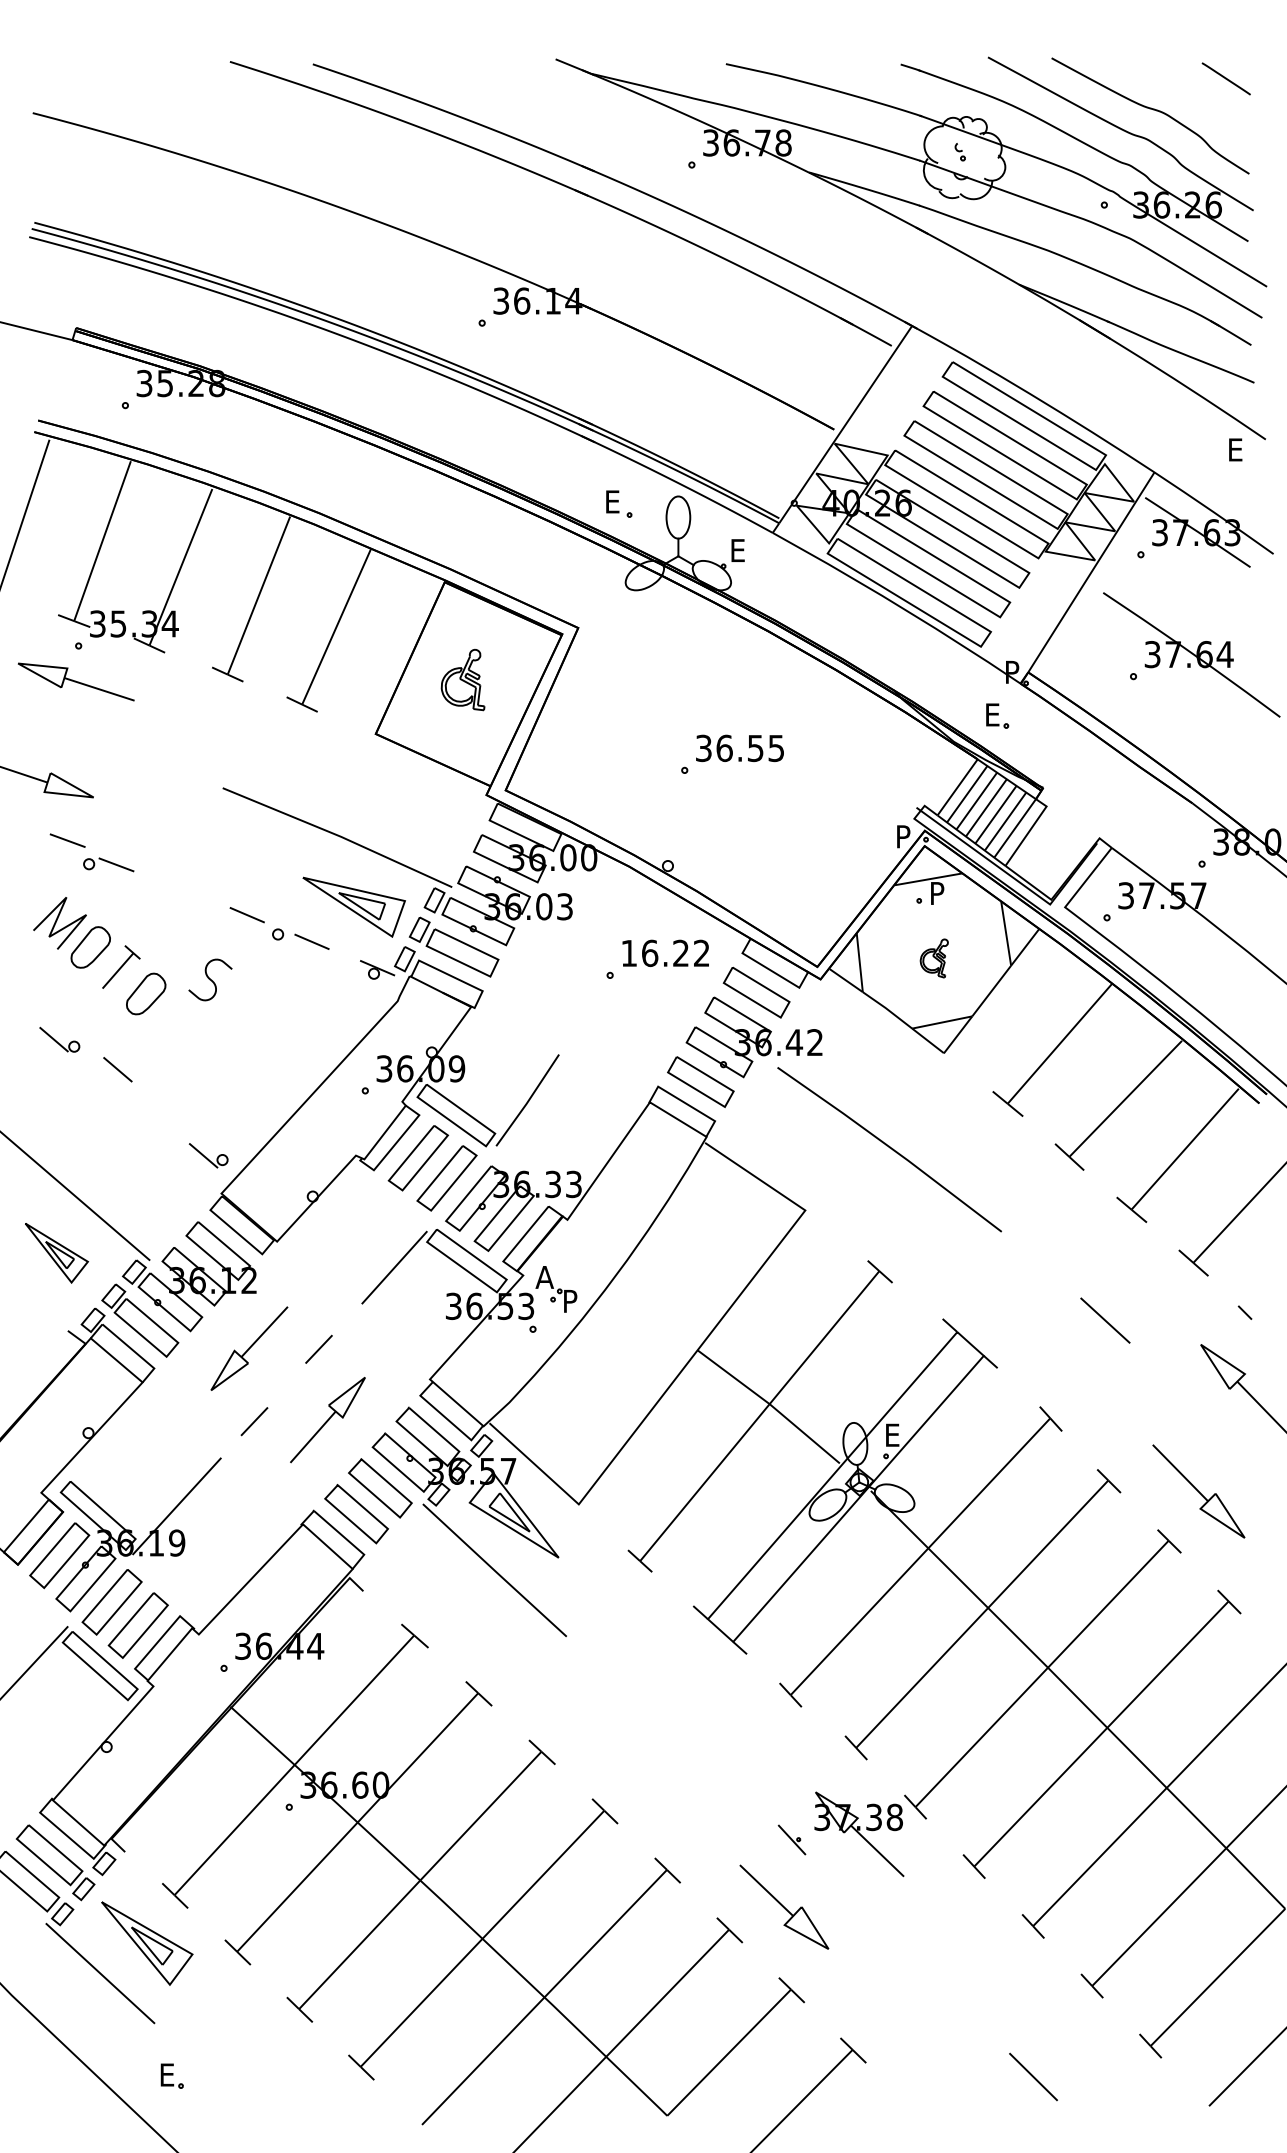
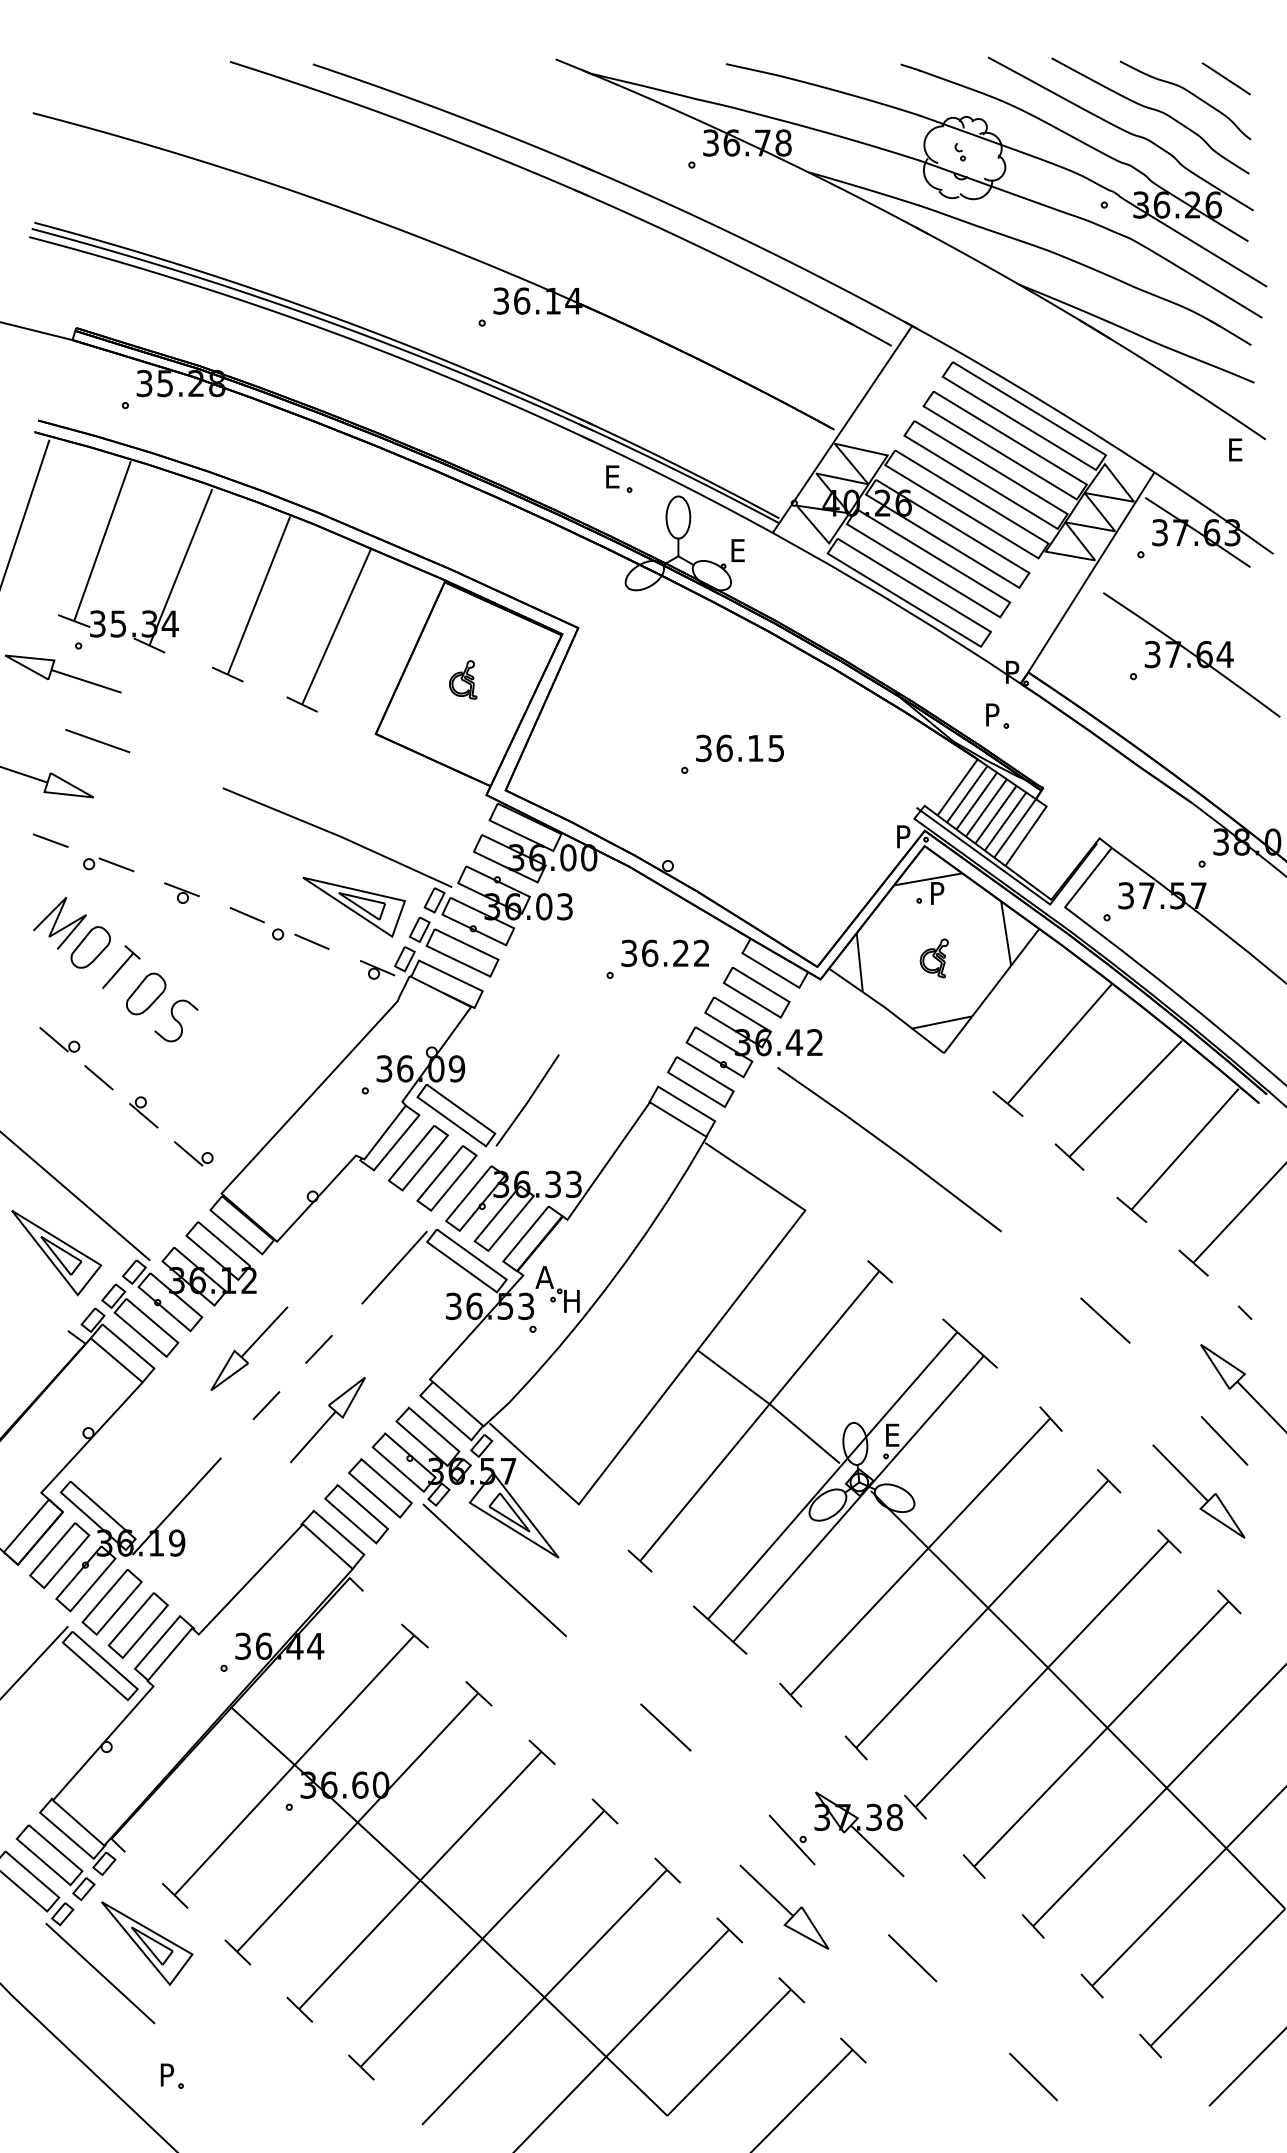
curve: none -> present (1189, 93)
part position: (619, 503) -> (619, 478) (619, 478)
part size: 46x64 px -> 29x40 px (463, 679)
part position: (75, 681) -> (62, 673) (62, 673)
text: E -> P (994, 714)
line: none -> present (97, 741)
text: 36.55 -> 36.15 (755, 748)
line position: (67, 840) -> (50, 840) (50, 840)
part: none -> present (181, 892)
text: 16.22 -> 36.22 (628, 953)
curve position: (210, 979) -> (176, 1020) (176, 1020)
line position: (117, 1069) -> (98, 1077) (98, 1077)
part: none -> present (143, 1112)
part position: (208, 1155) -> (193, 1153) (193, 1153)
part size: 65x61 px -> 92x87 px (56, 1253)
text: P -> H (572, 1301)
line position: (254, 1421) -> (266, 1405) (266, 1405)
line: none -> present (1224, 1440)
line: none -> present (665, 1727)
part size: 30x32 px -> 48x52 px (791, 1839)
line: none -> present (912, 1958)
text: E -> P (168, 2074)
